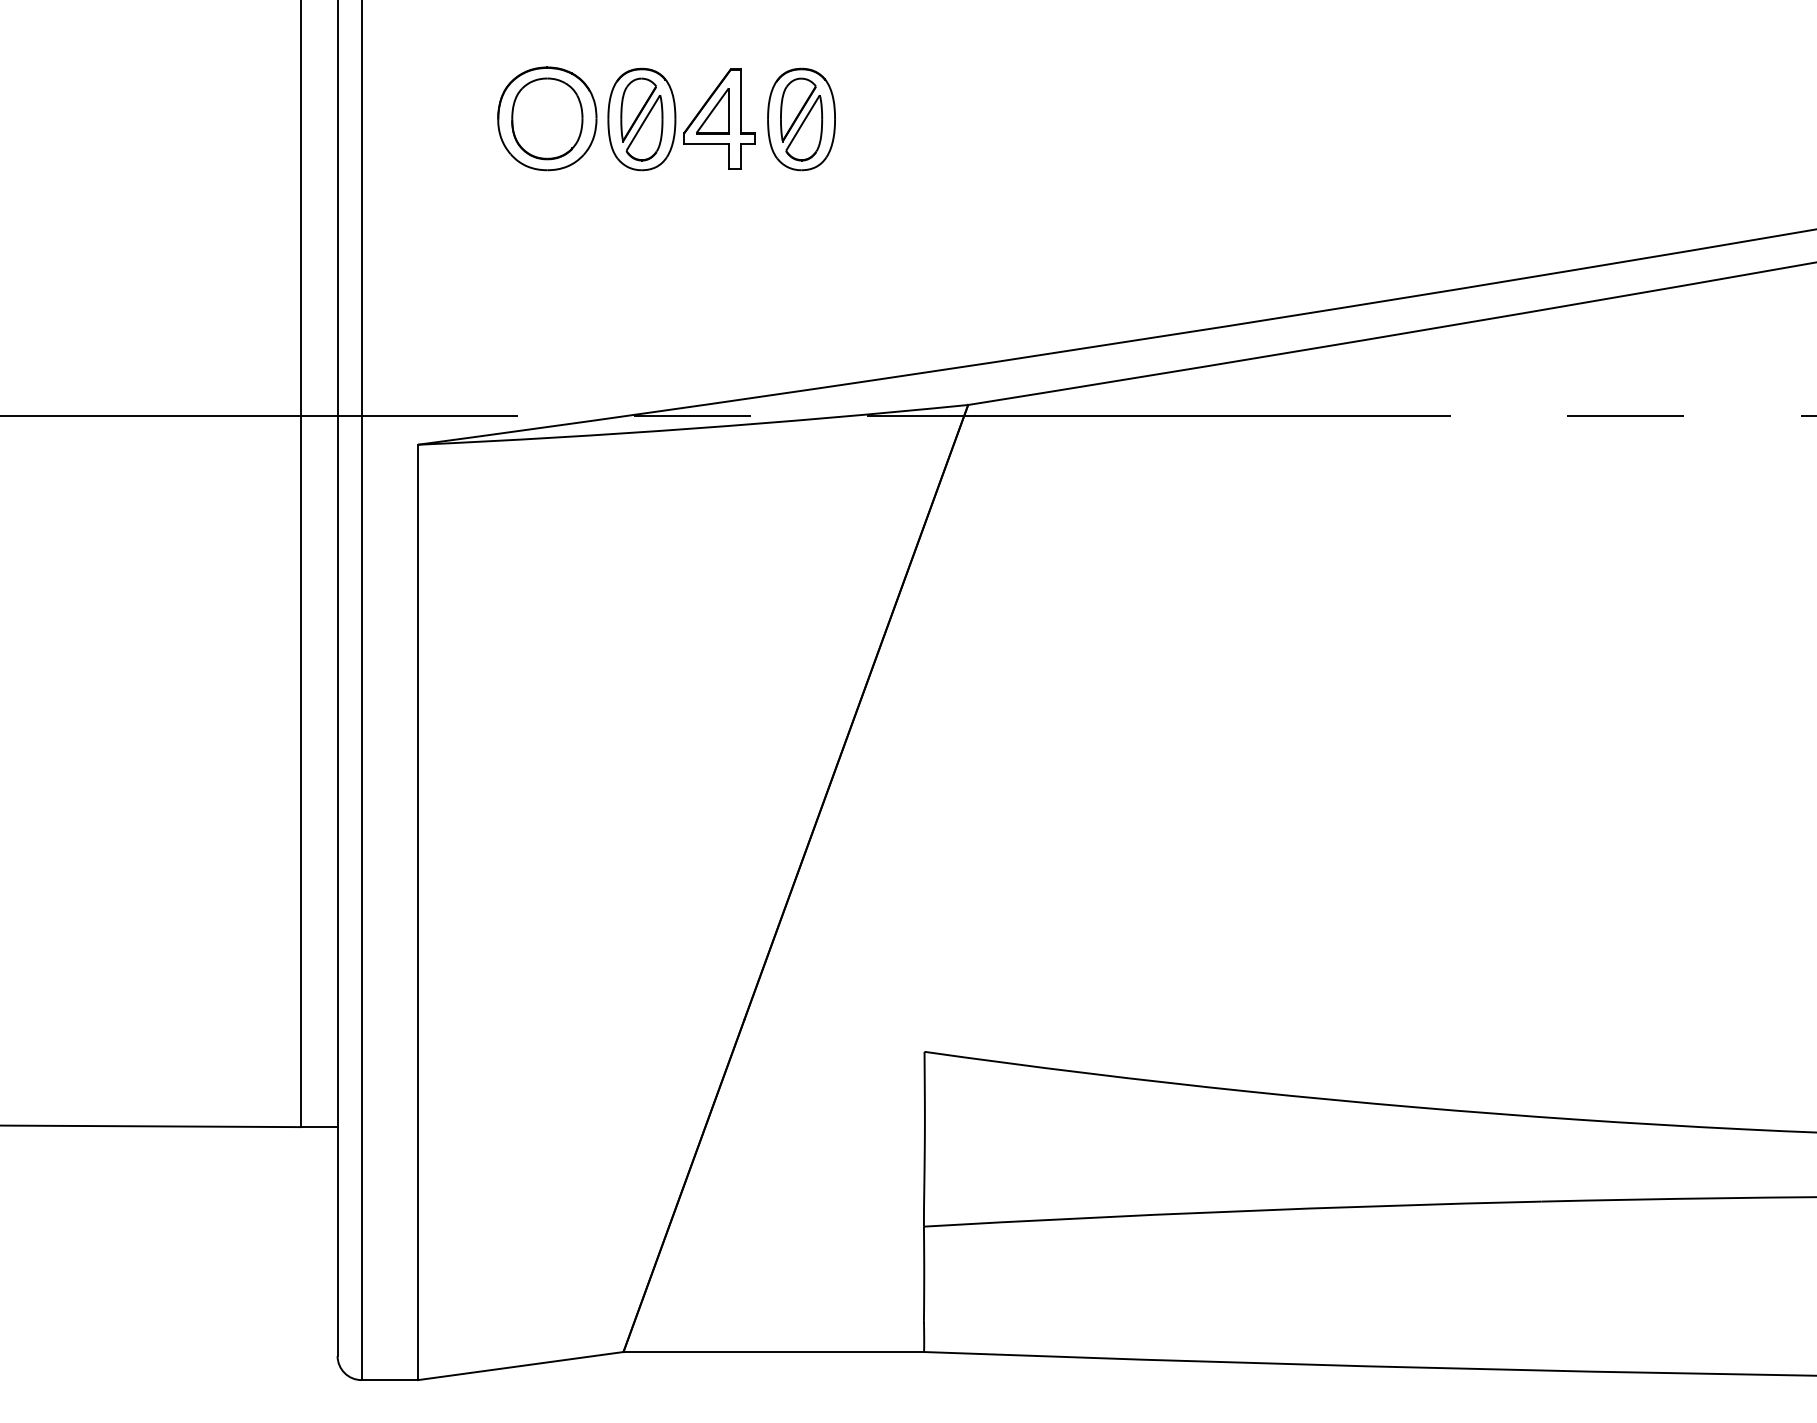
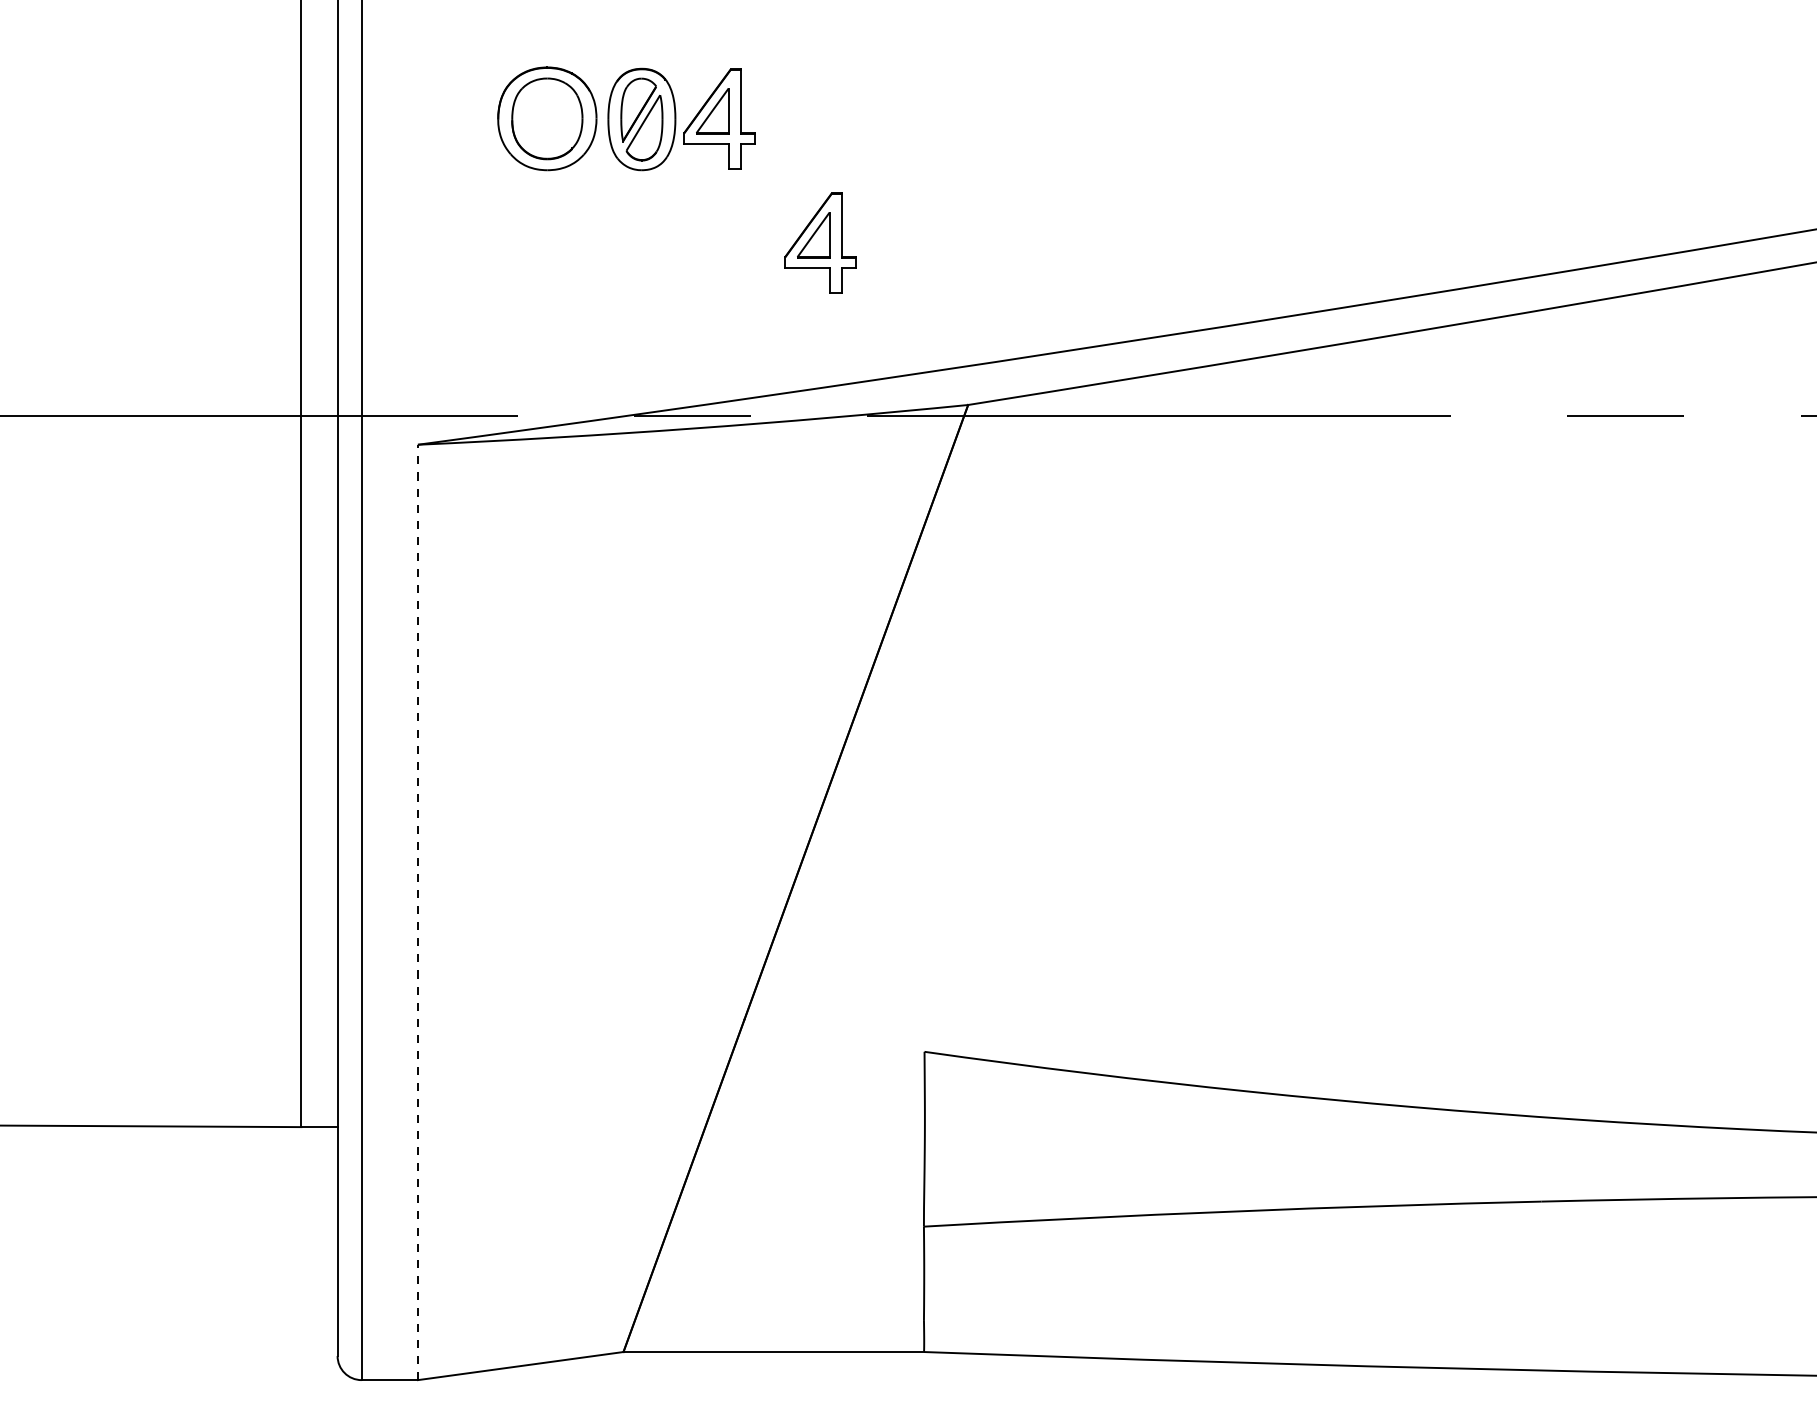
part: present -> none (801, 119)
part: none -> present (820, 242)
line: solid -> dashed (417, 912)
